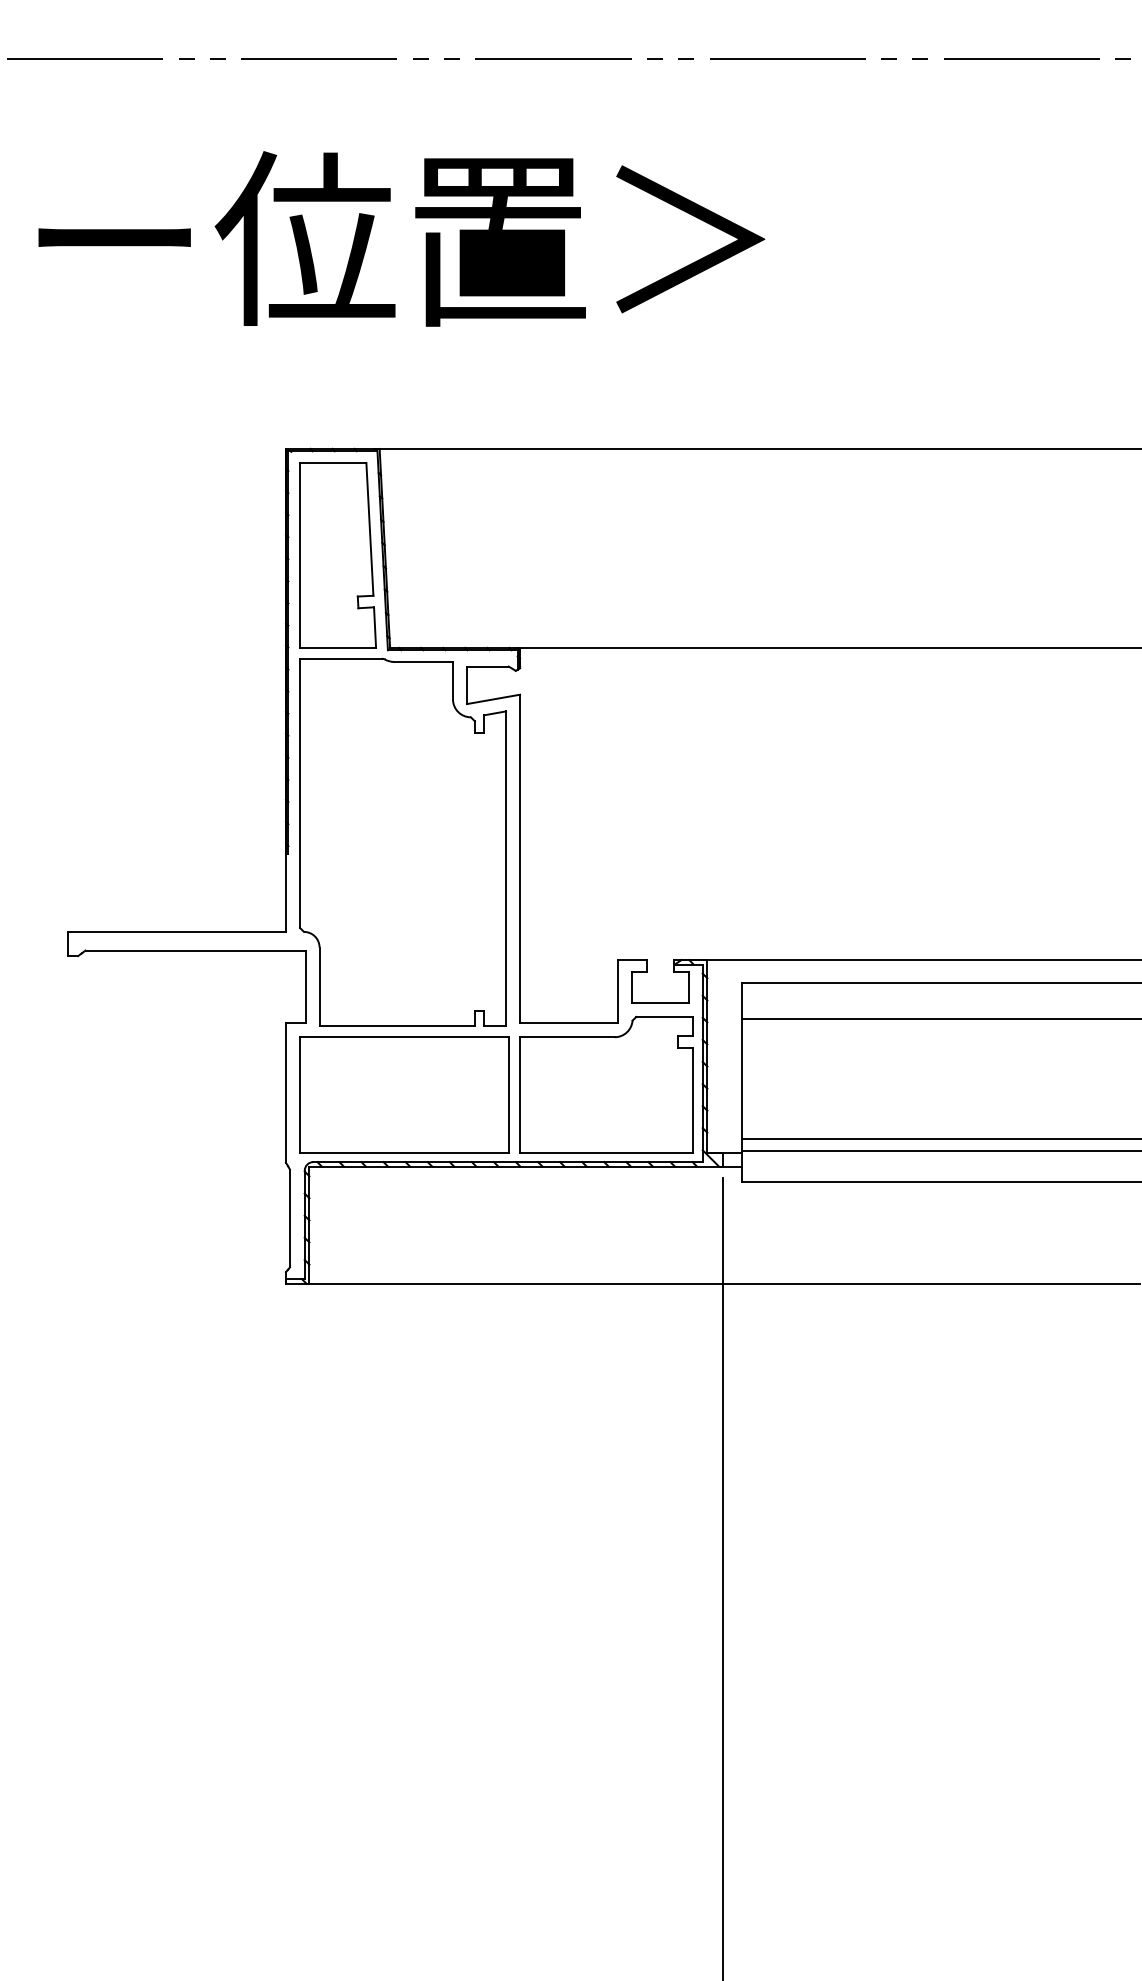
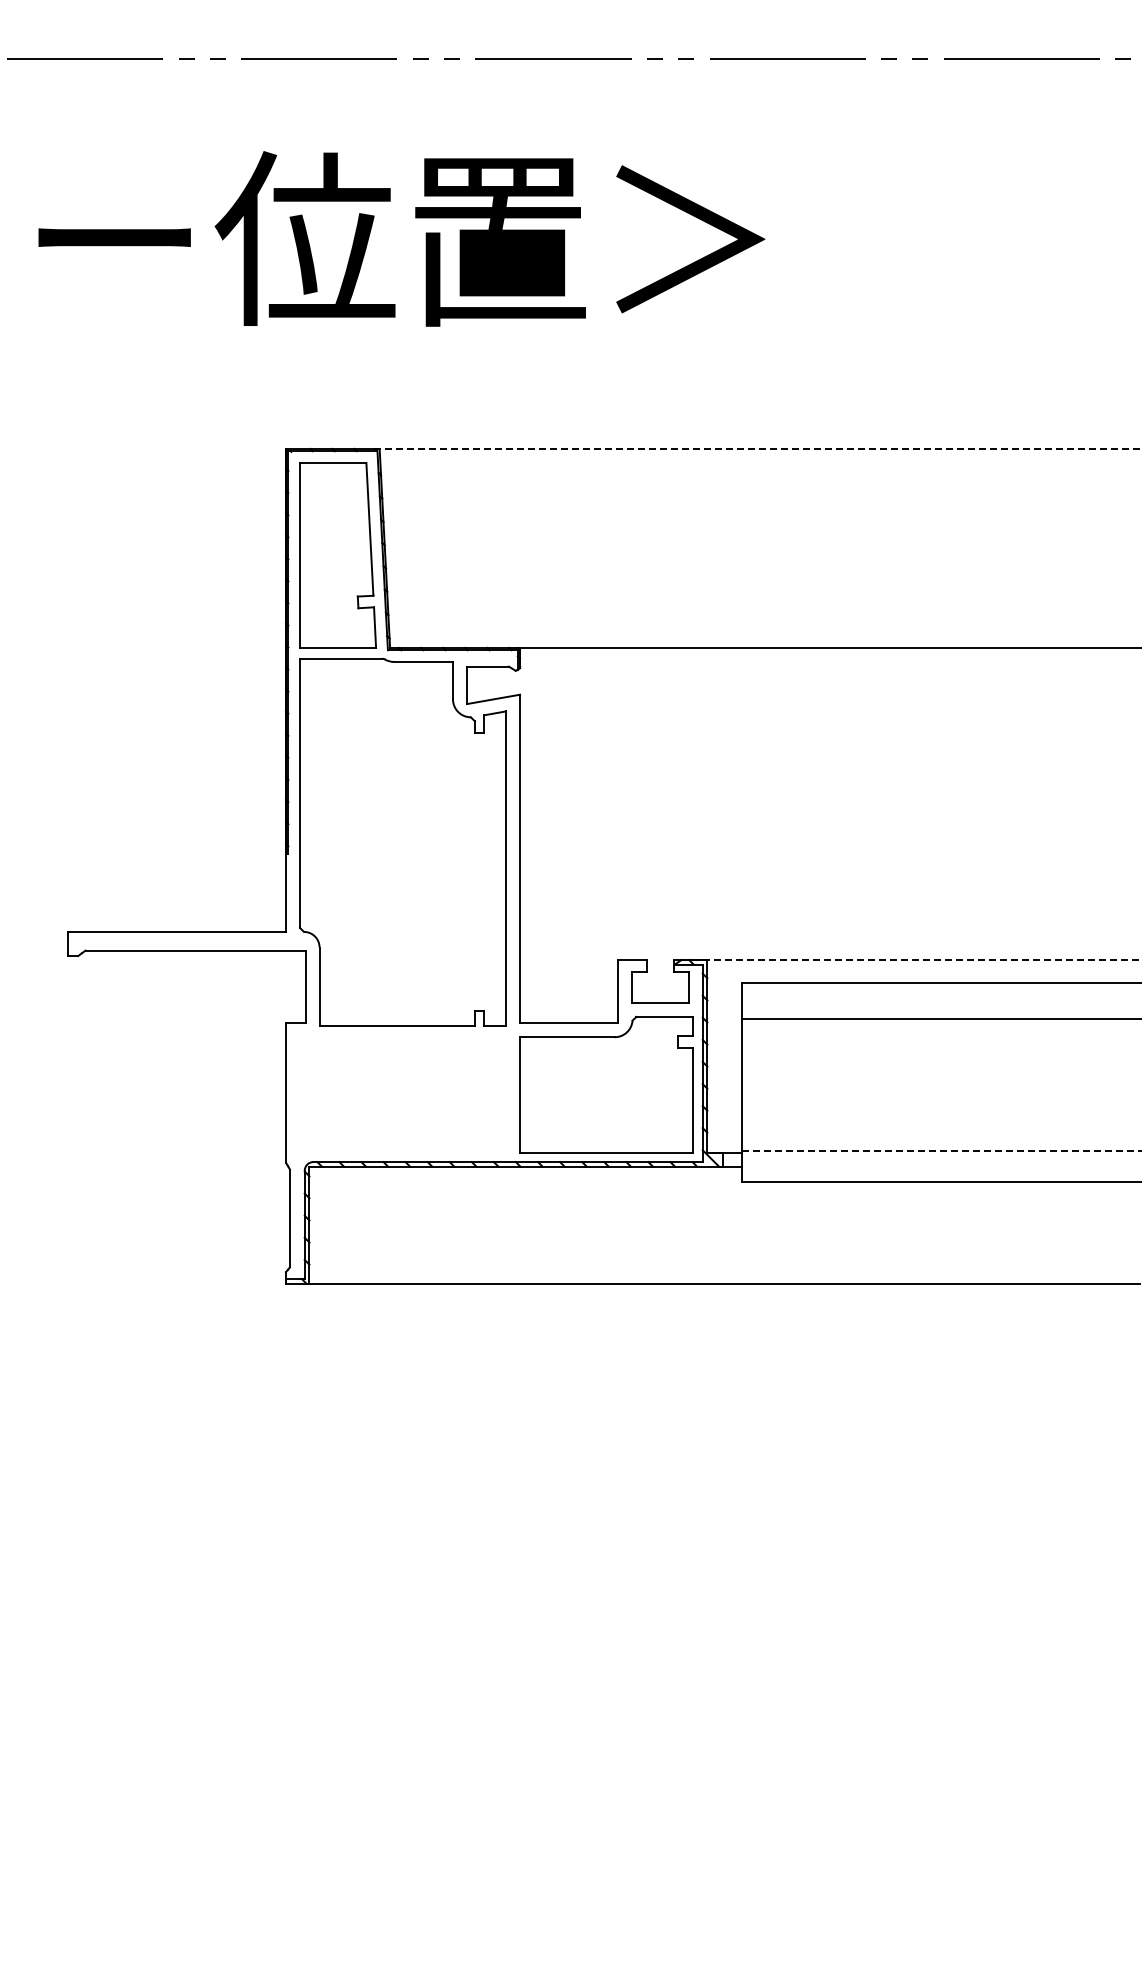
line: solid -> dashed (758, 448)
line: solid -> dashed (922, 960)
part: present -> none (404, 1094)
line: present -> none (940, 1139)
line: solid -> dashed (942, 1151)
line: present -> none (722, 1577)
